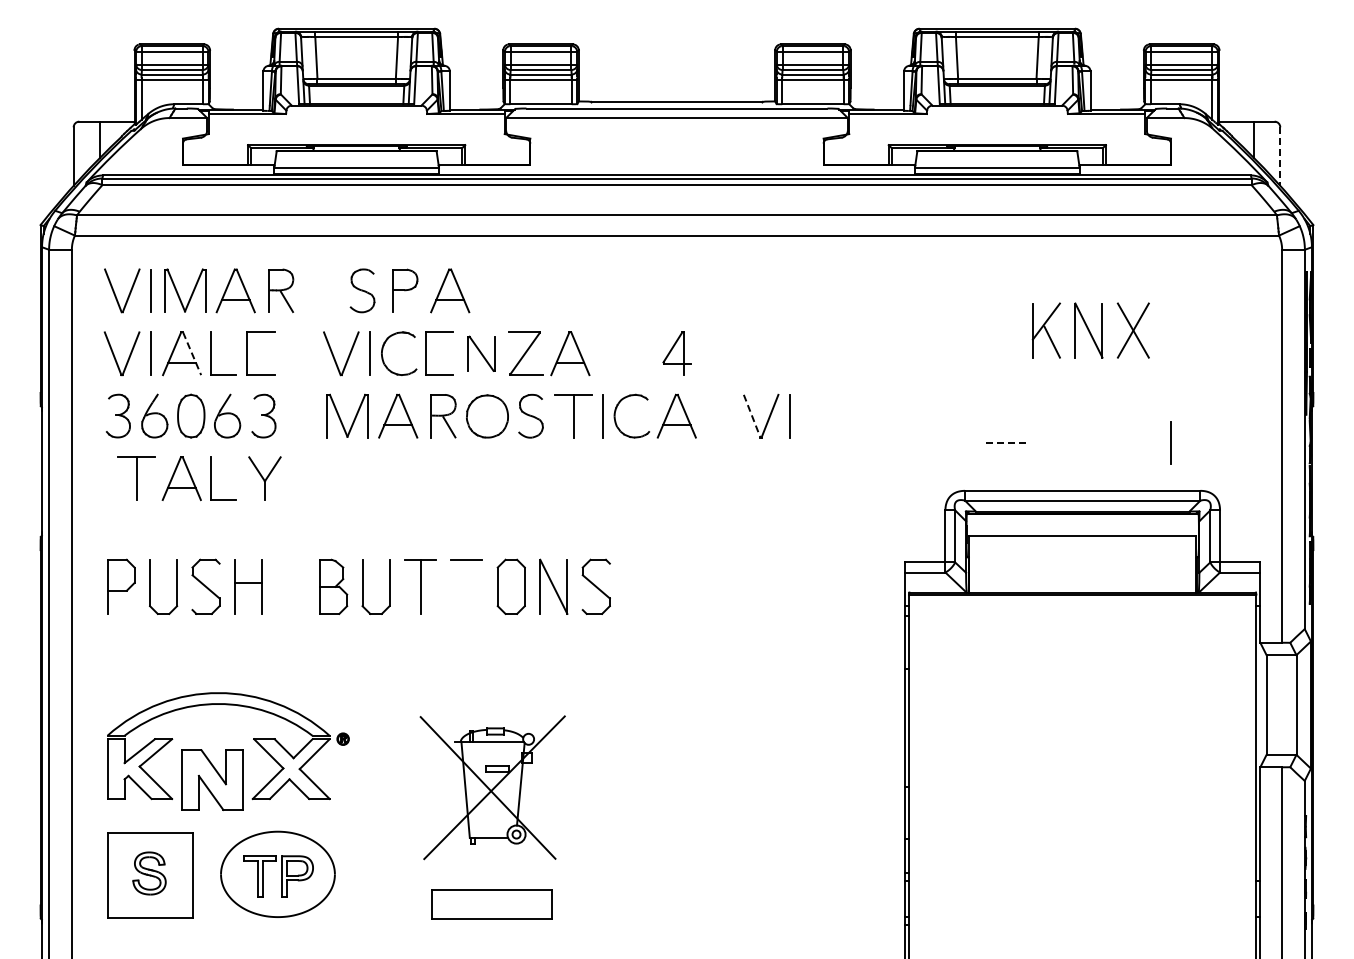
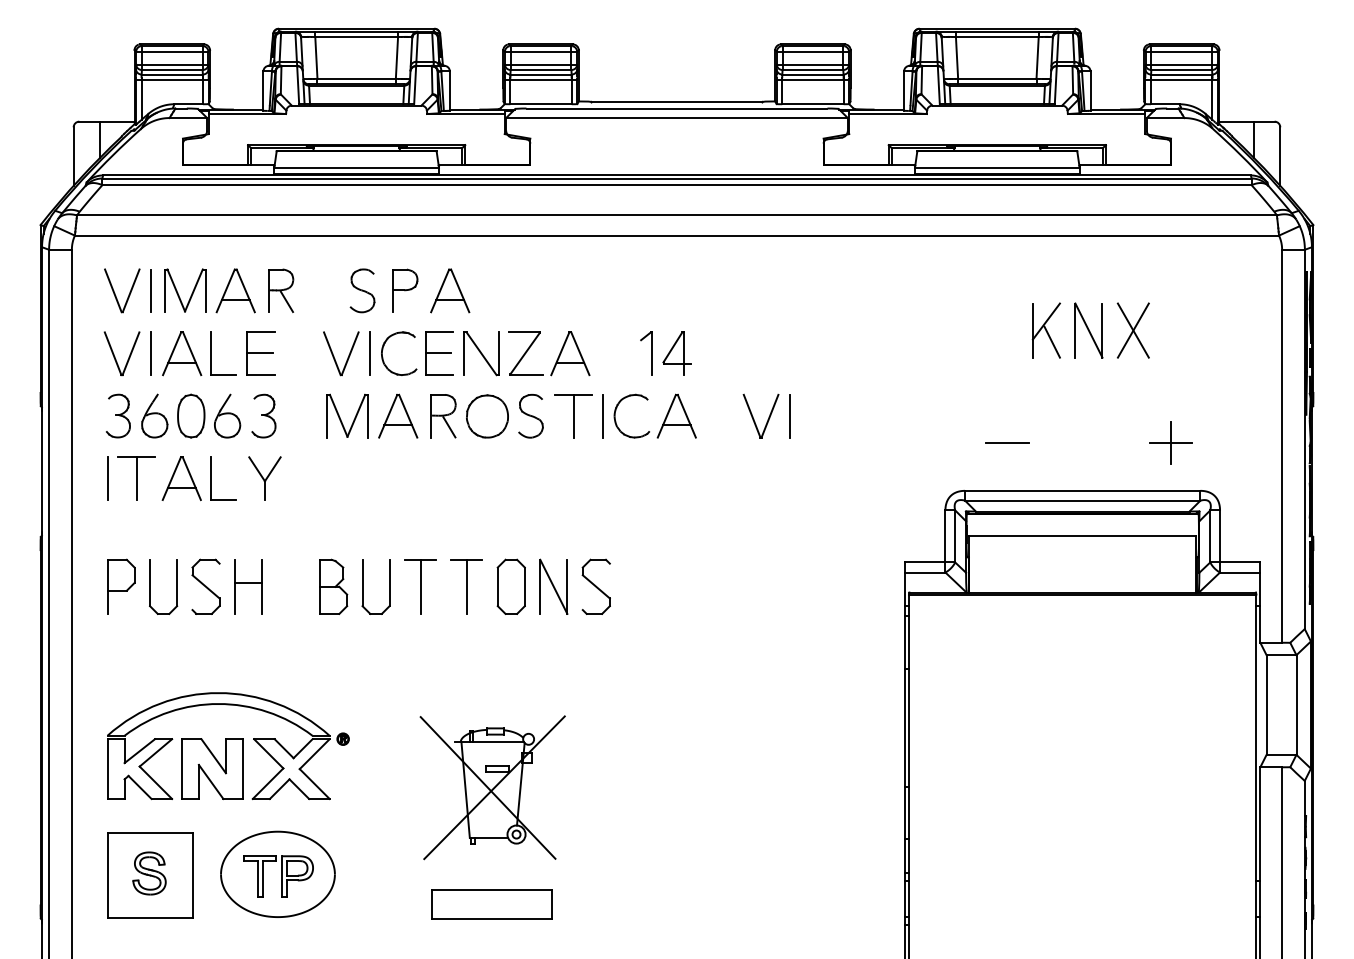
line: dashed -> solid (1280, 157)
line: none -> present (259, 352)
line: none -> present (438, 352)
part size: 29x37 px -> 37x46 px (481, 353)
part: none -> present (646, 353)
line: dashed -> solid (192, 354)
line: dashed -> solid (752, 416)
line: dashed -> solid (1007, 443)
line: none -> present (1170, 443)
line: none -> present (107, 478)
line: none -> present (466, 586)
part position: (212, 779) -> (212, 768) (212, 768)
